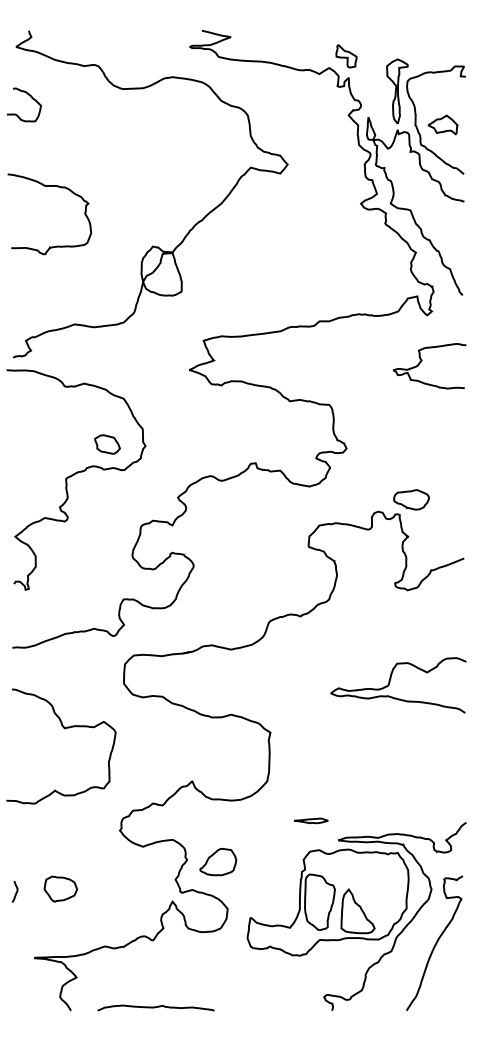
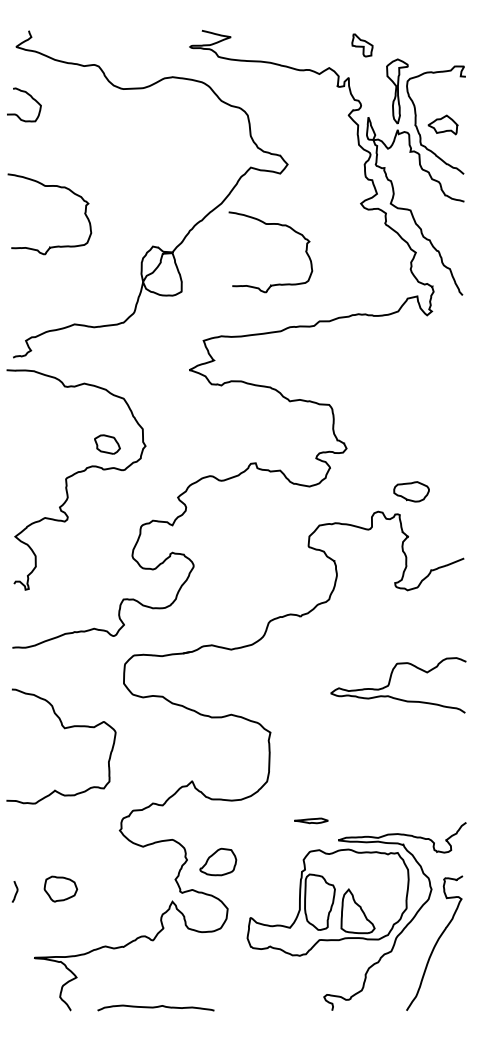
part position: (346, 56) -> (362, 45) (362, 45)
curve: none -> present (270, 224)
curve: present -> none (421, 362)
part position: (411, 499) -> (411, 491) (411, 491)
